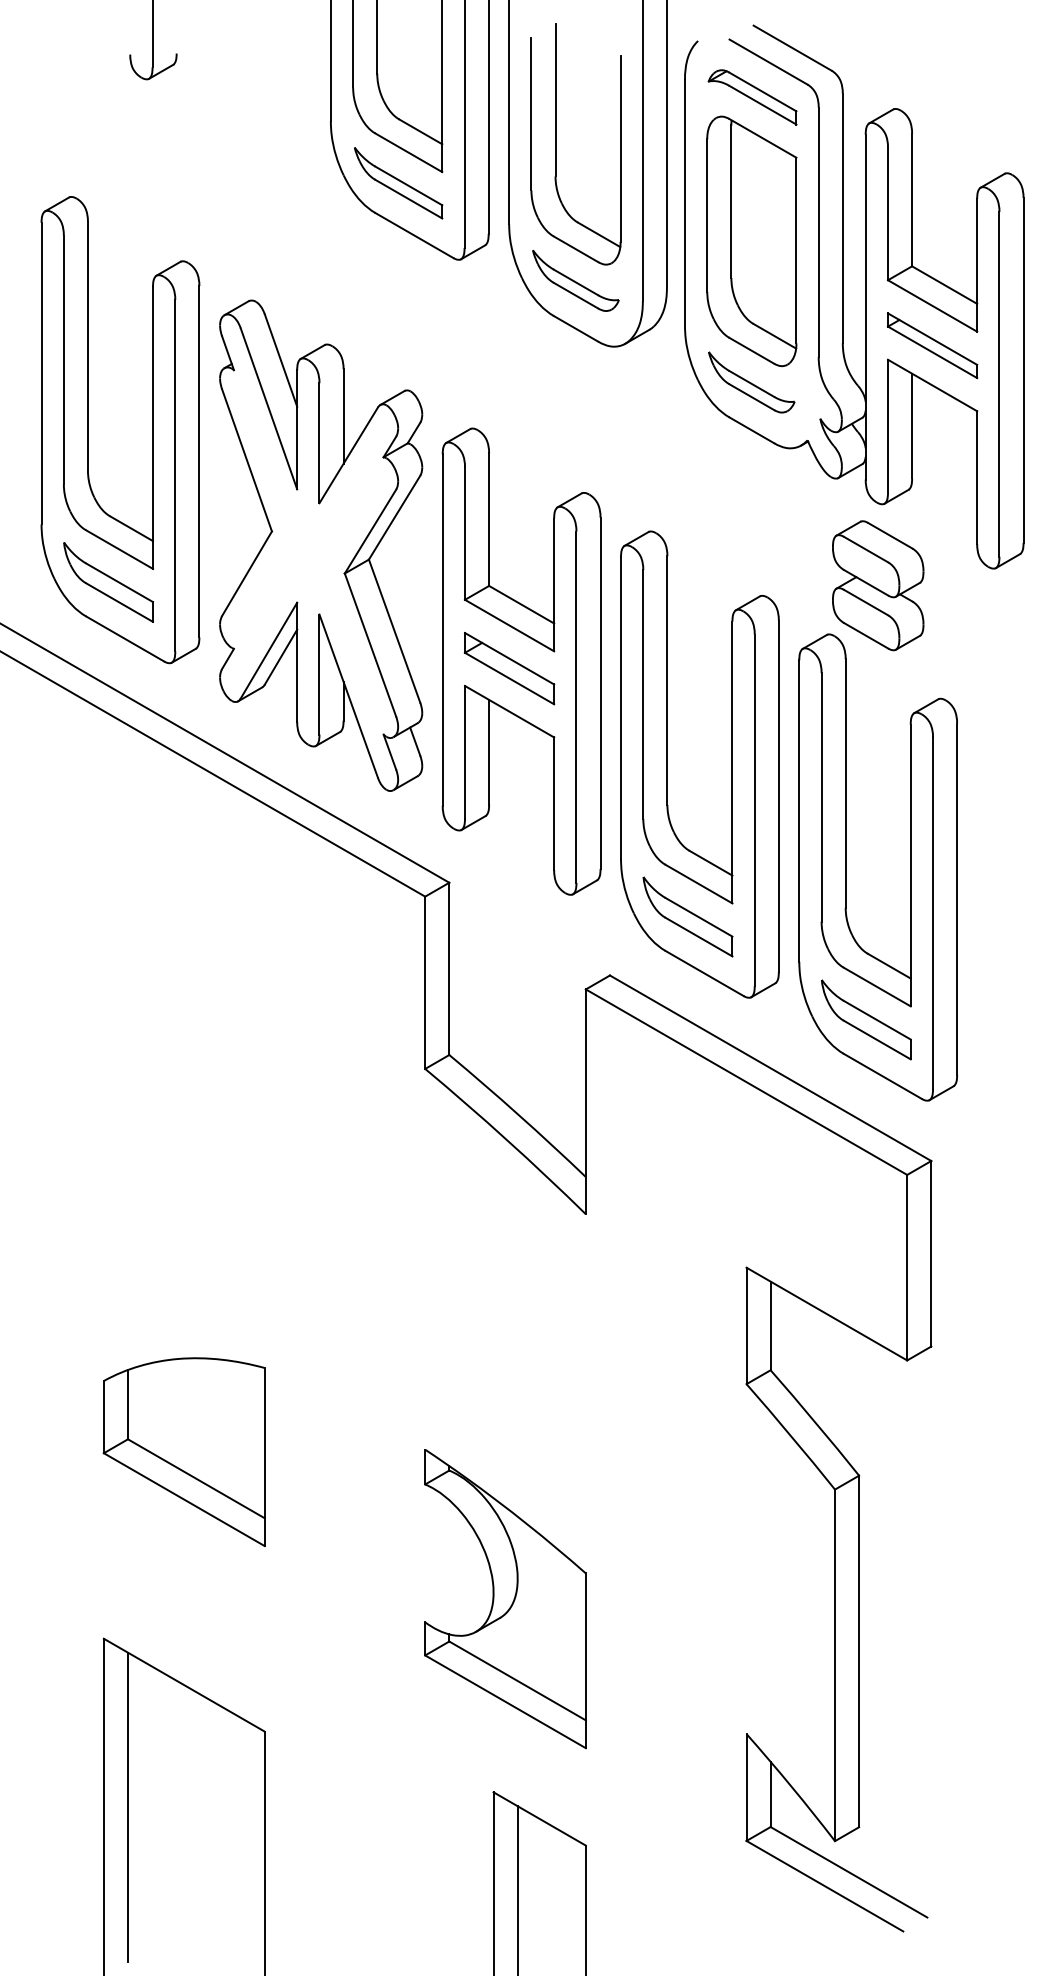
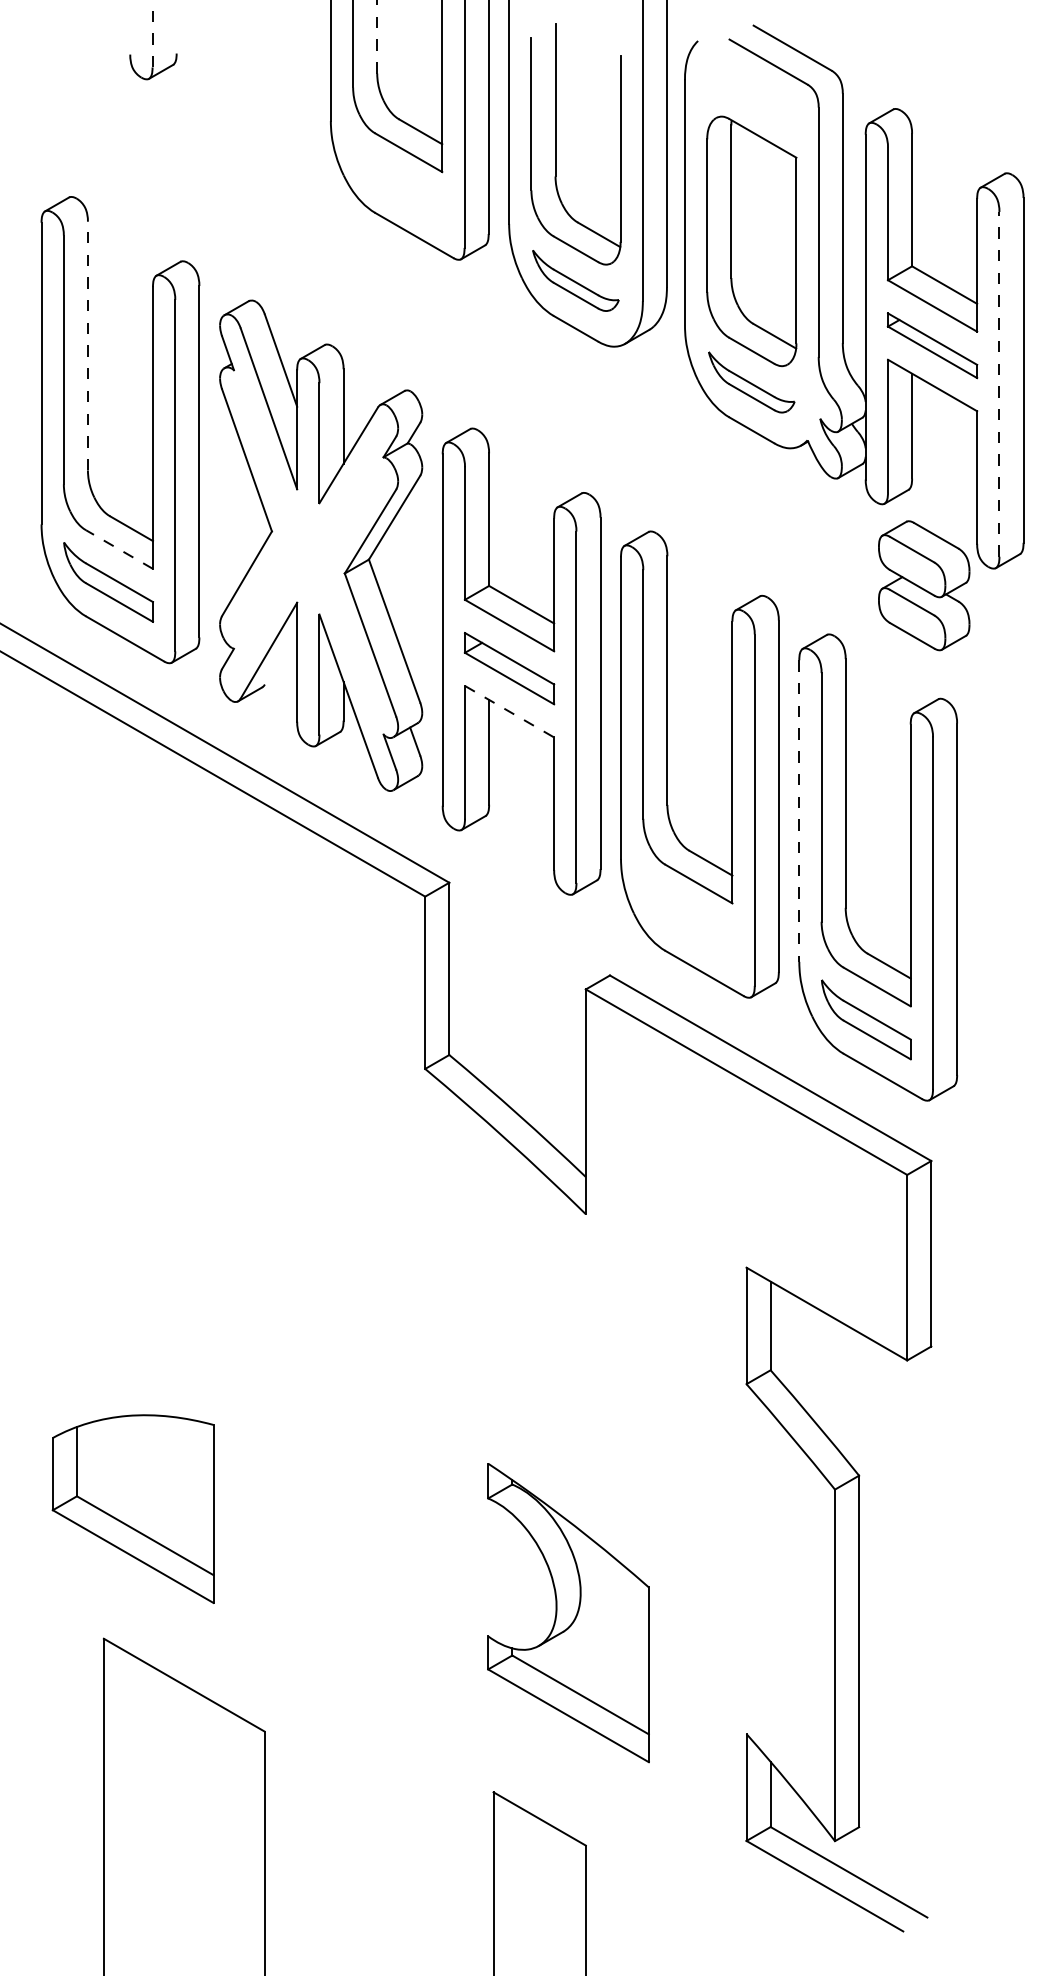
line: solid -> dashed (152, 33)
line: solid -> dashed (377, 36)
part: present -> none (752, 97)
part: present -> none (398, 183)
line: solid -> dashed (87, 345)
line: solid -> dashed (999, 383)
line: solid -> dashed (119, 549)
part position: (878, 585) -> (924, 585) (924, 585)
line: present -> none (280, 656)
line: solid -> dashed (510, 711)
line: solid -> dashed (799, 811)
part: present -> none (687, 916)
part position: (183, 1451) -> (132, 1508) (132, 1508)
part position: (505, 1599) -> (568, 1613) (568, 1613)
line: present -> none (127, 1807)
line: present -> none (517, 1889)
